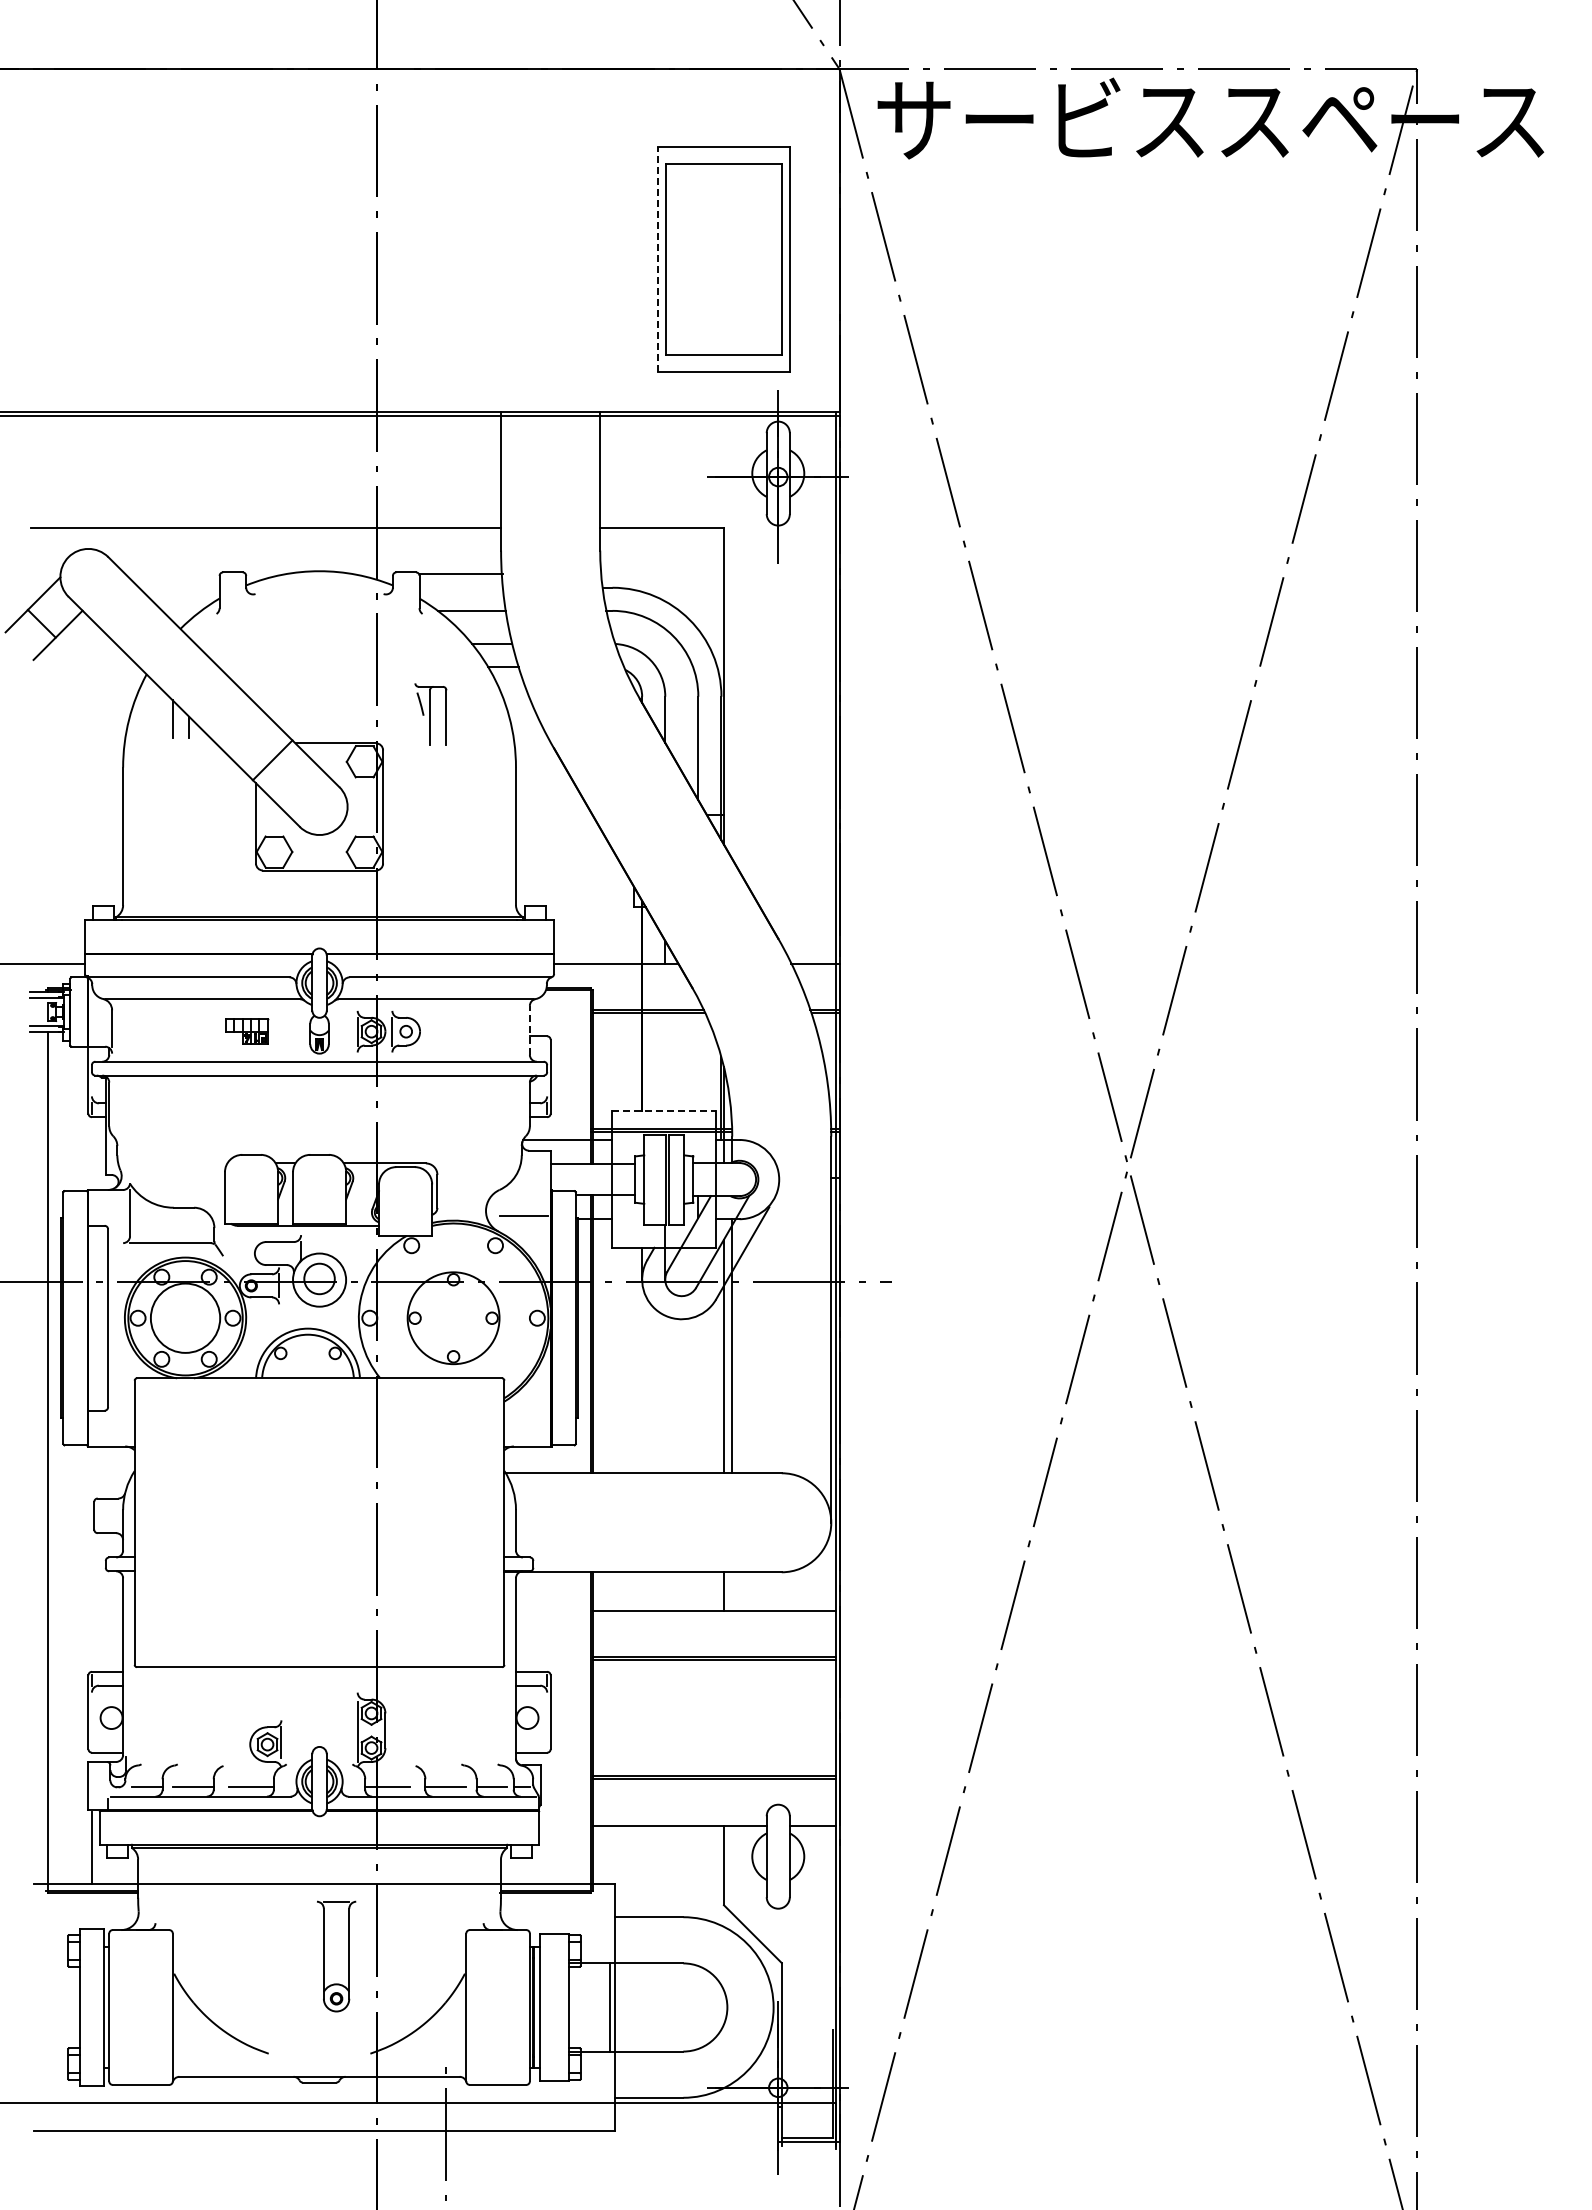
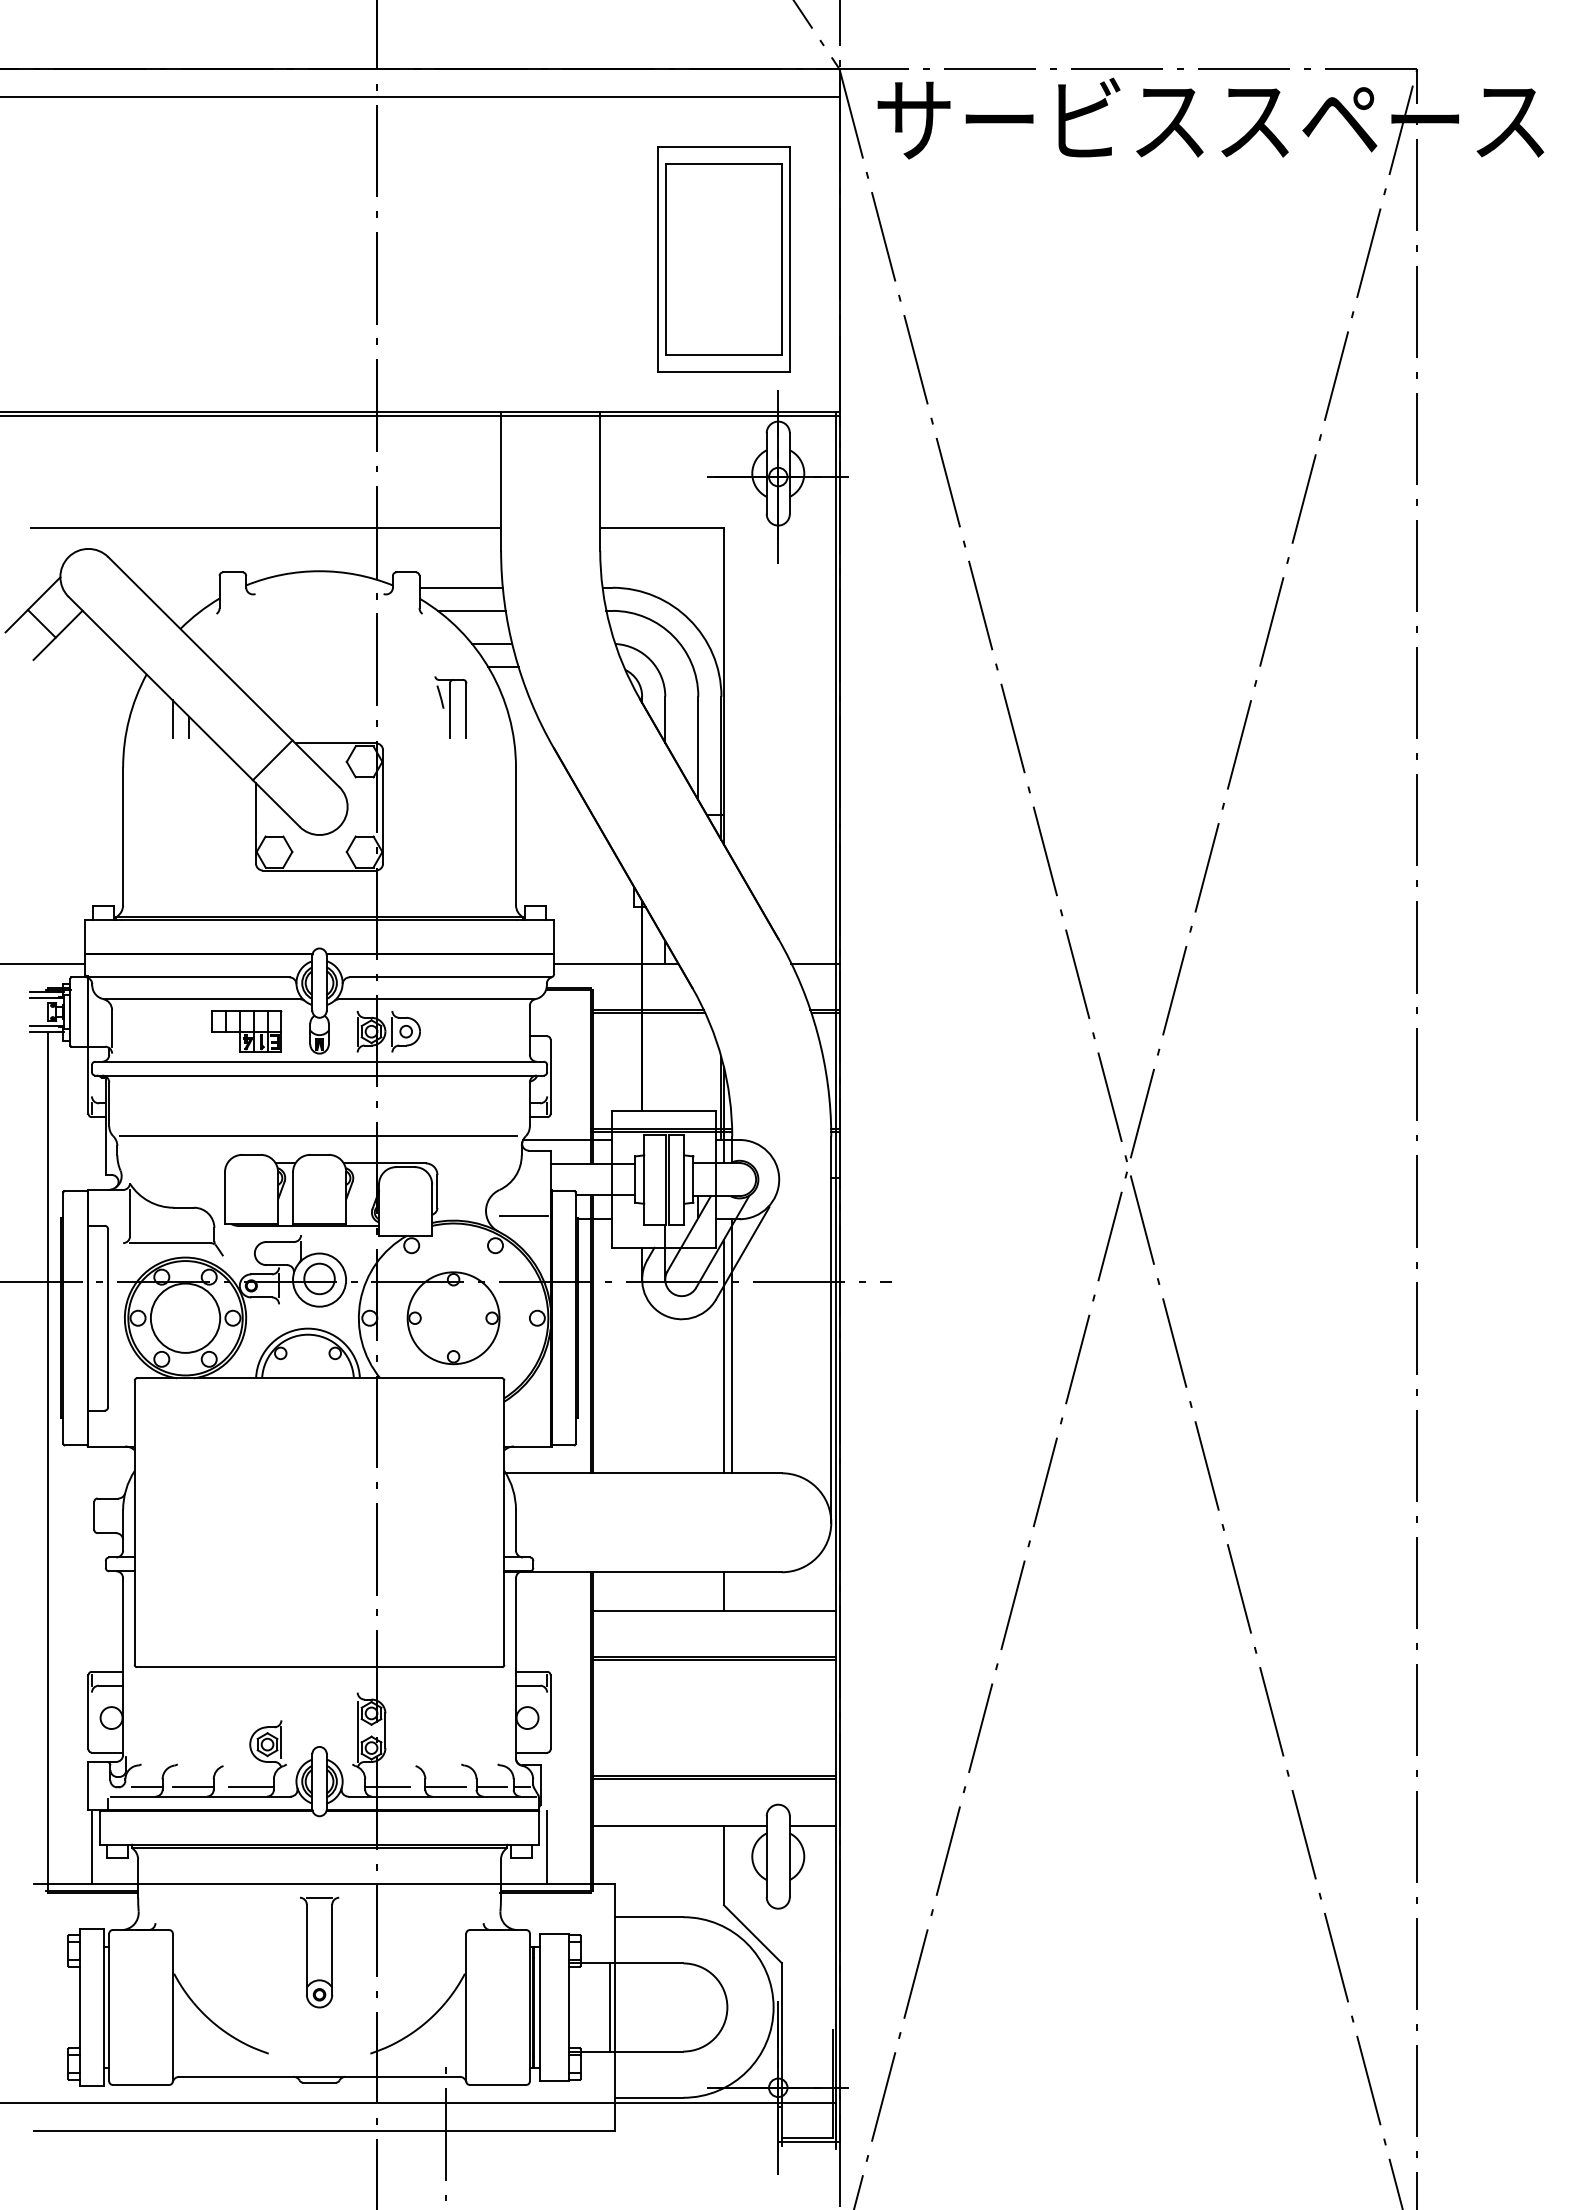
line: none -> present (420, 96)
line: dashed -> solid (657, 259)
line position: (460, 573) -> (460, 587) (460, 587)
part position: (430, 714) -> (450, 707) (450, 707)
line: dashed -> solid (529, 1029)
part size: 45x27 px -> 72x43 px (246, 1031)
line: dashed -> solid (664, 1111)
line: none -> present (318, 1135)
line: none -> present (547, 1847)
part position: (336, 1956) -> (319, 1952) (319, 1952)
